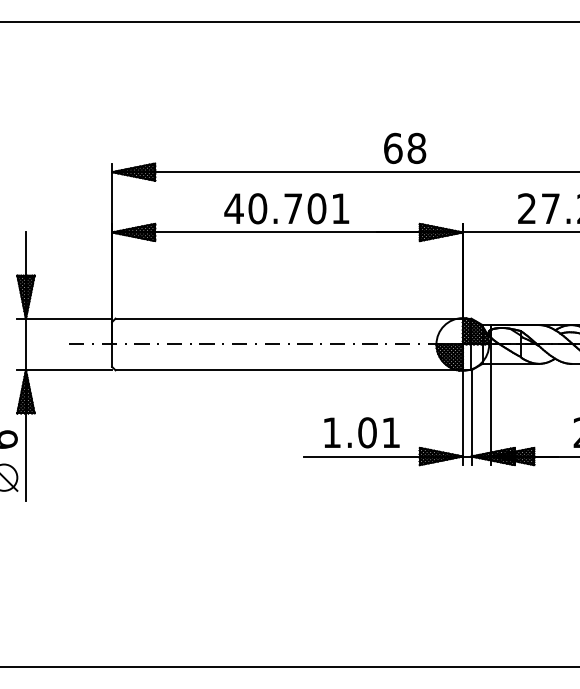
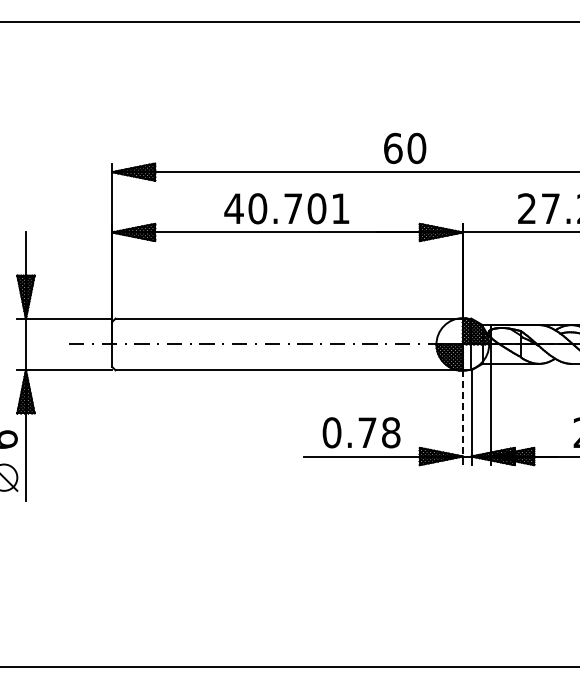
text: 68 -> 60 (416, 148)
line: solid -> dashed (462, 418)
text: 1.01 -> 0.78 (361, 432)
